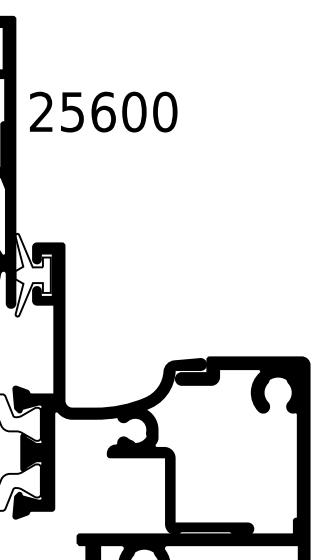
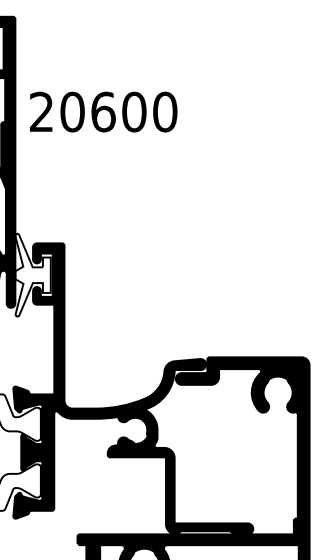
text: 25600 -> 20600 (72, 111)
